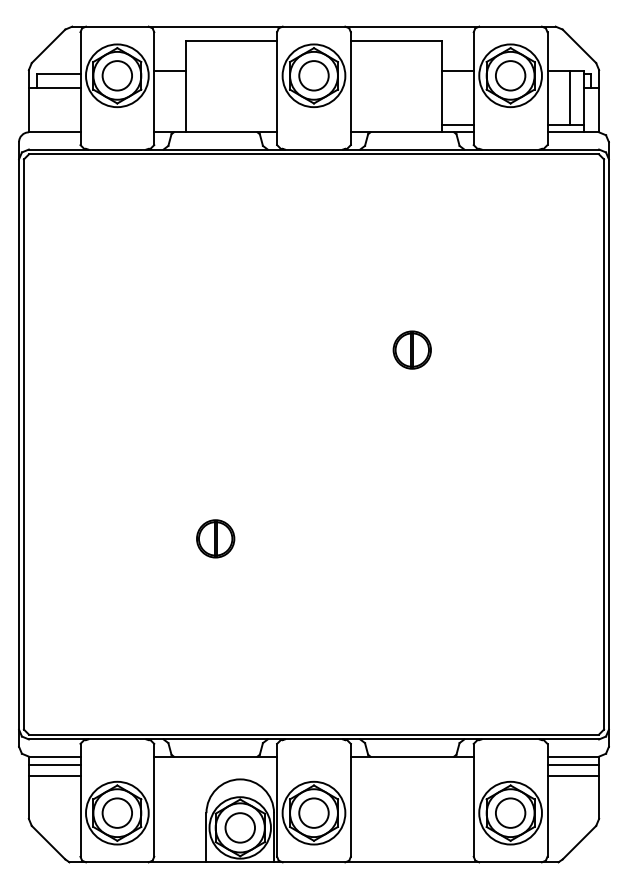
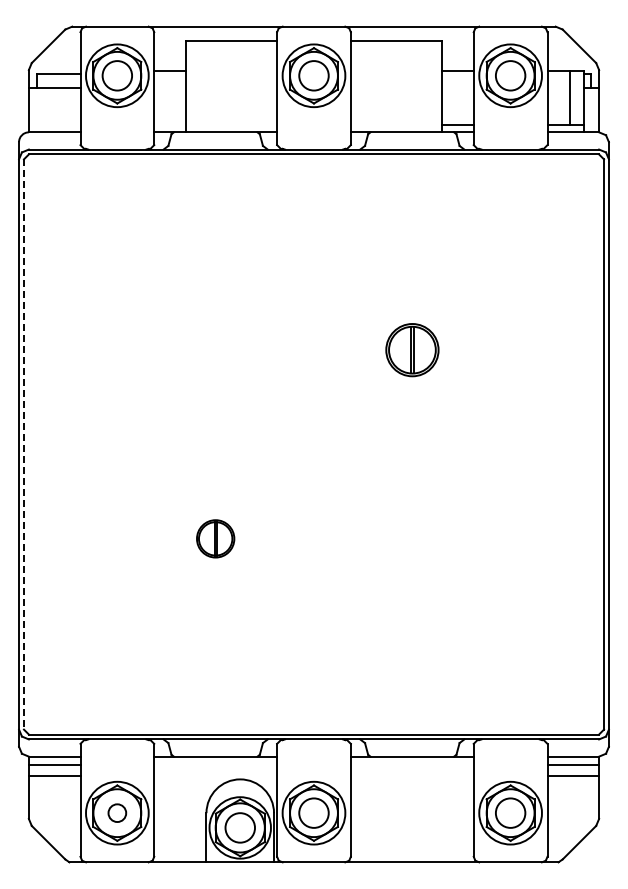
part size: 40x40 px -> 55x55 px (412, 350)
line: solid -> dashed (23, 445)
circle diameter: 29 px -> 18 px (117, 813)
